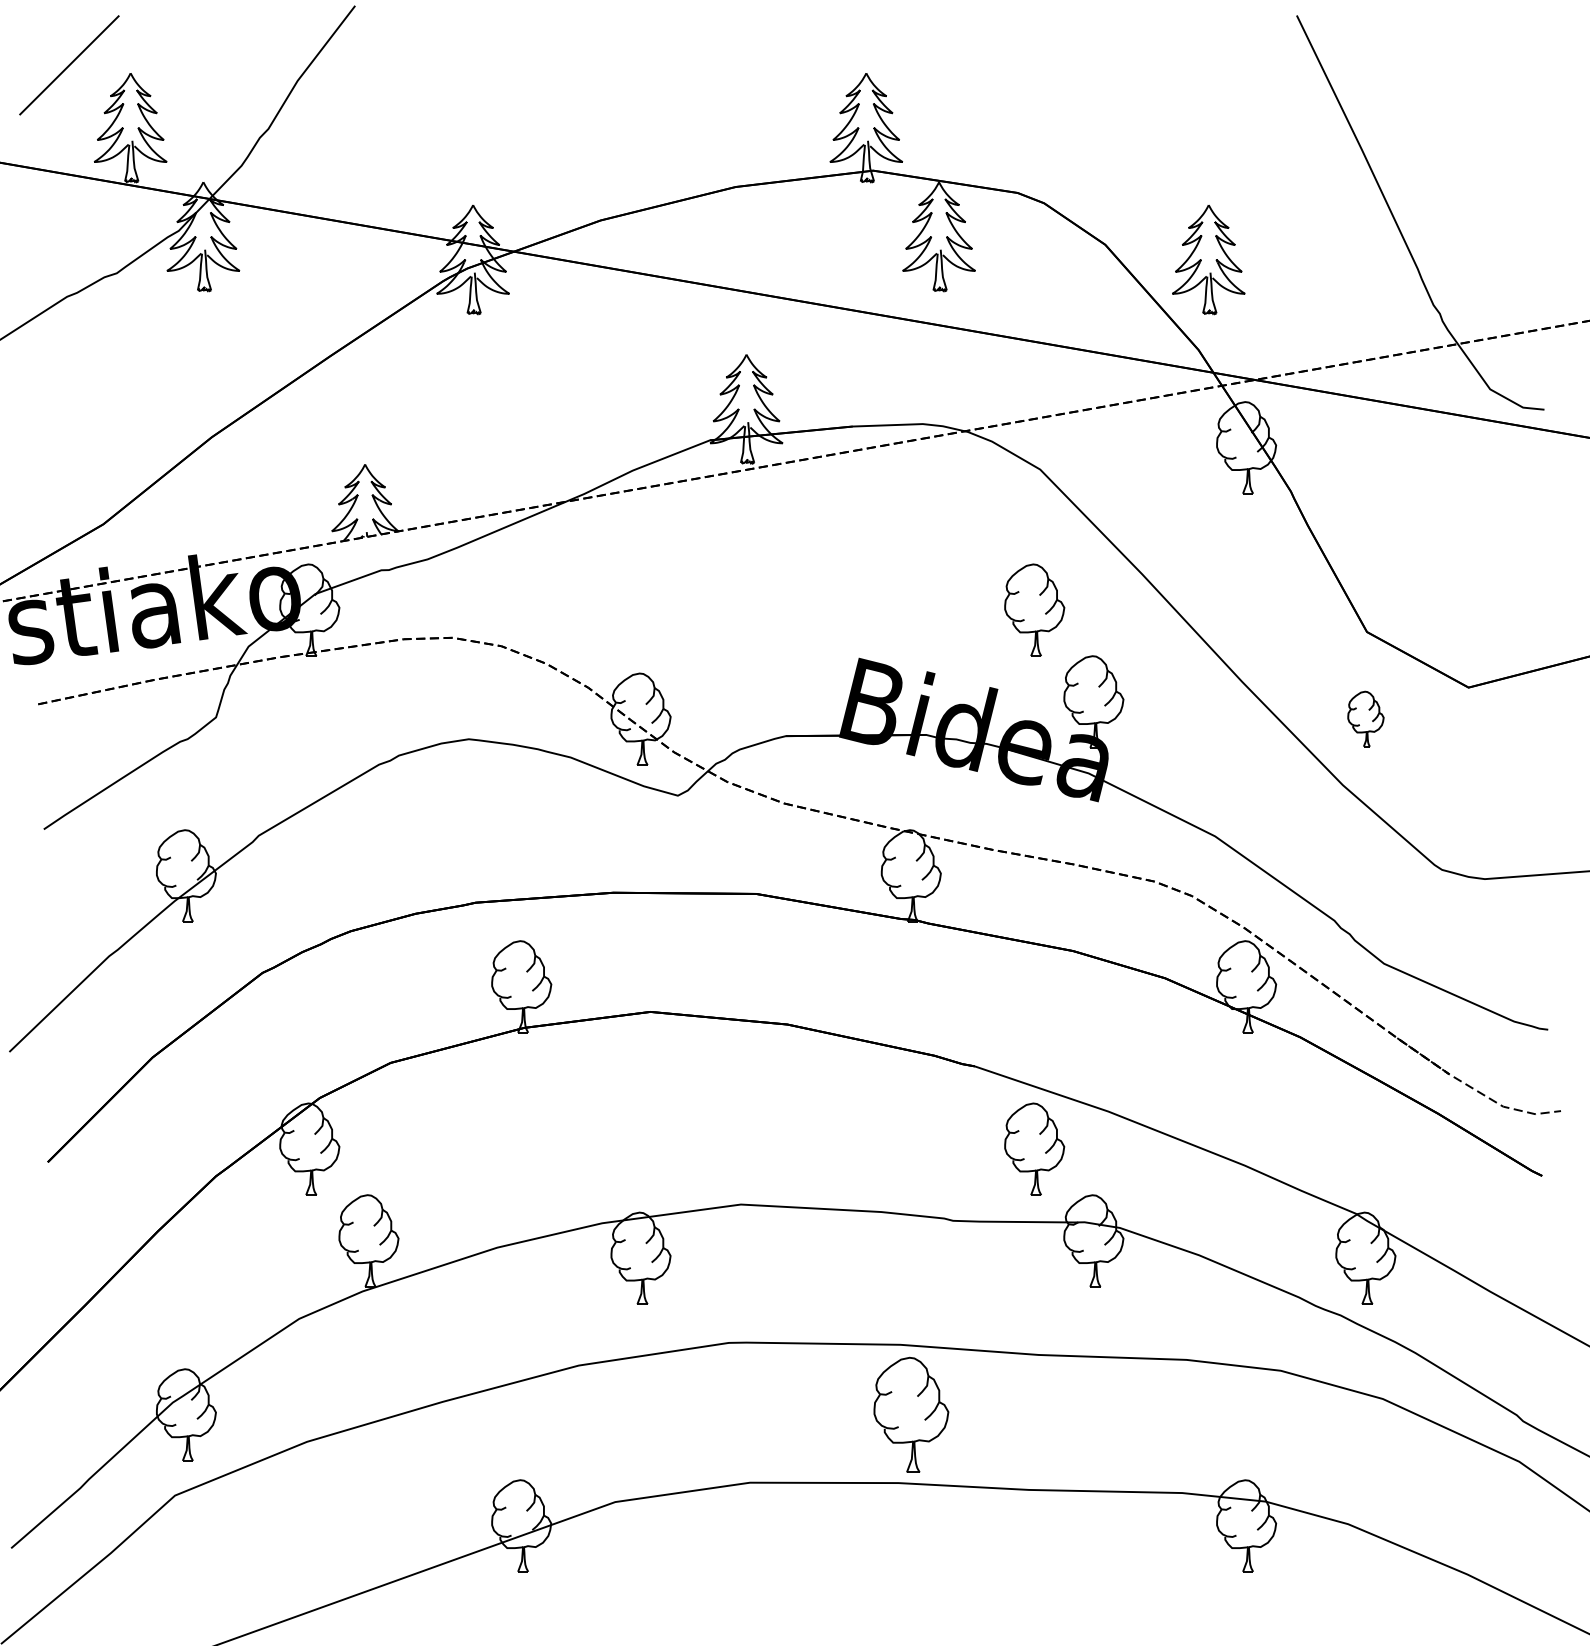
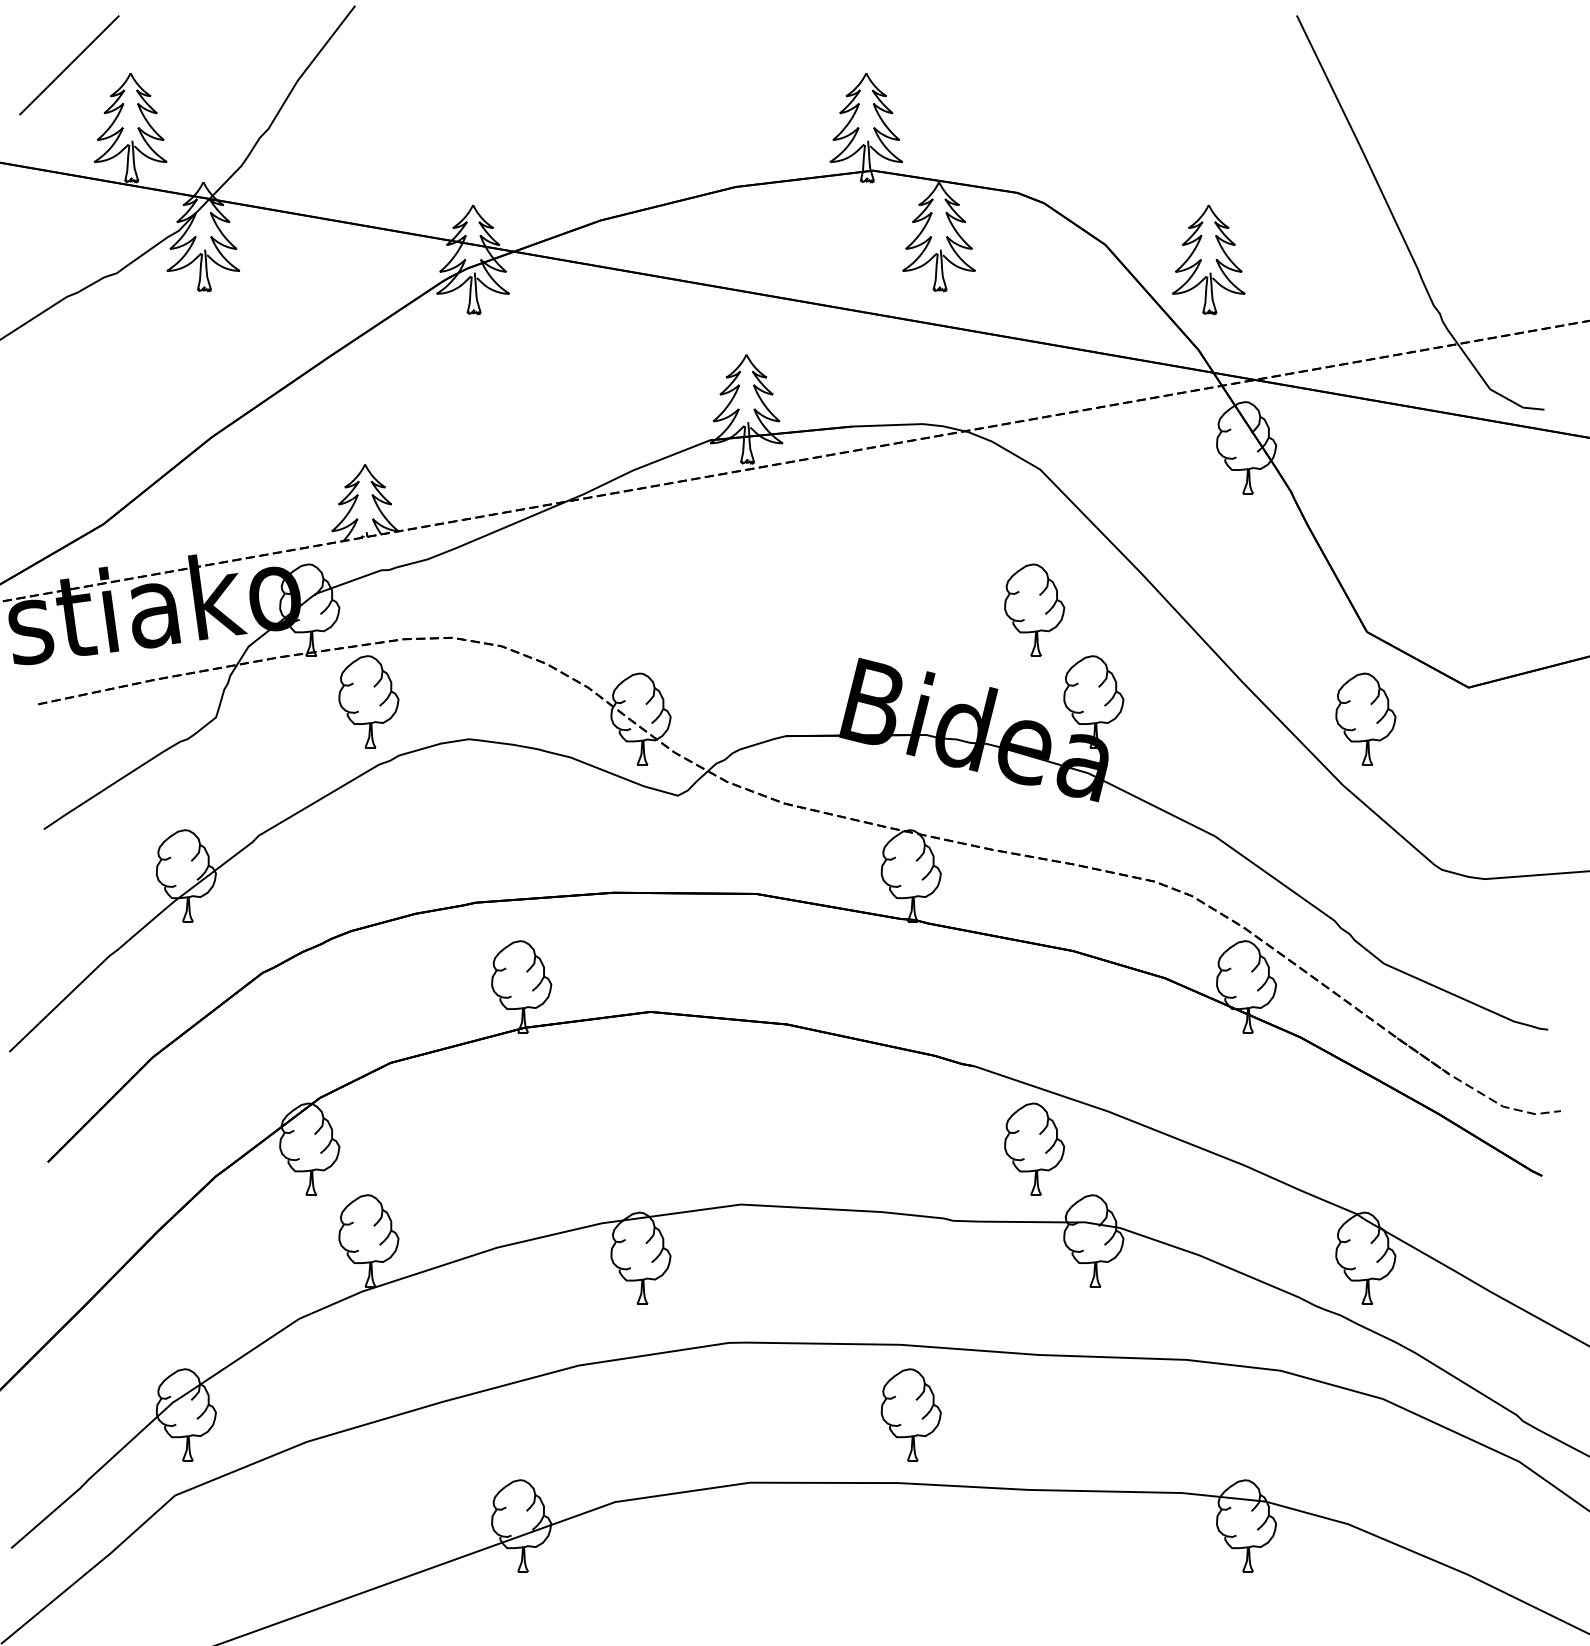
part: none -> present (368, 701)
part size: 38x58 px -> 62x94 px (1365, 718)
part size: 77x117 px -> 62x94 px (910, 1414)
